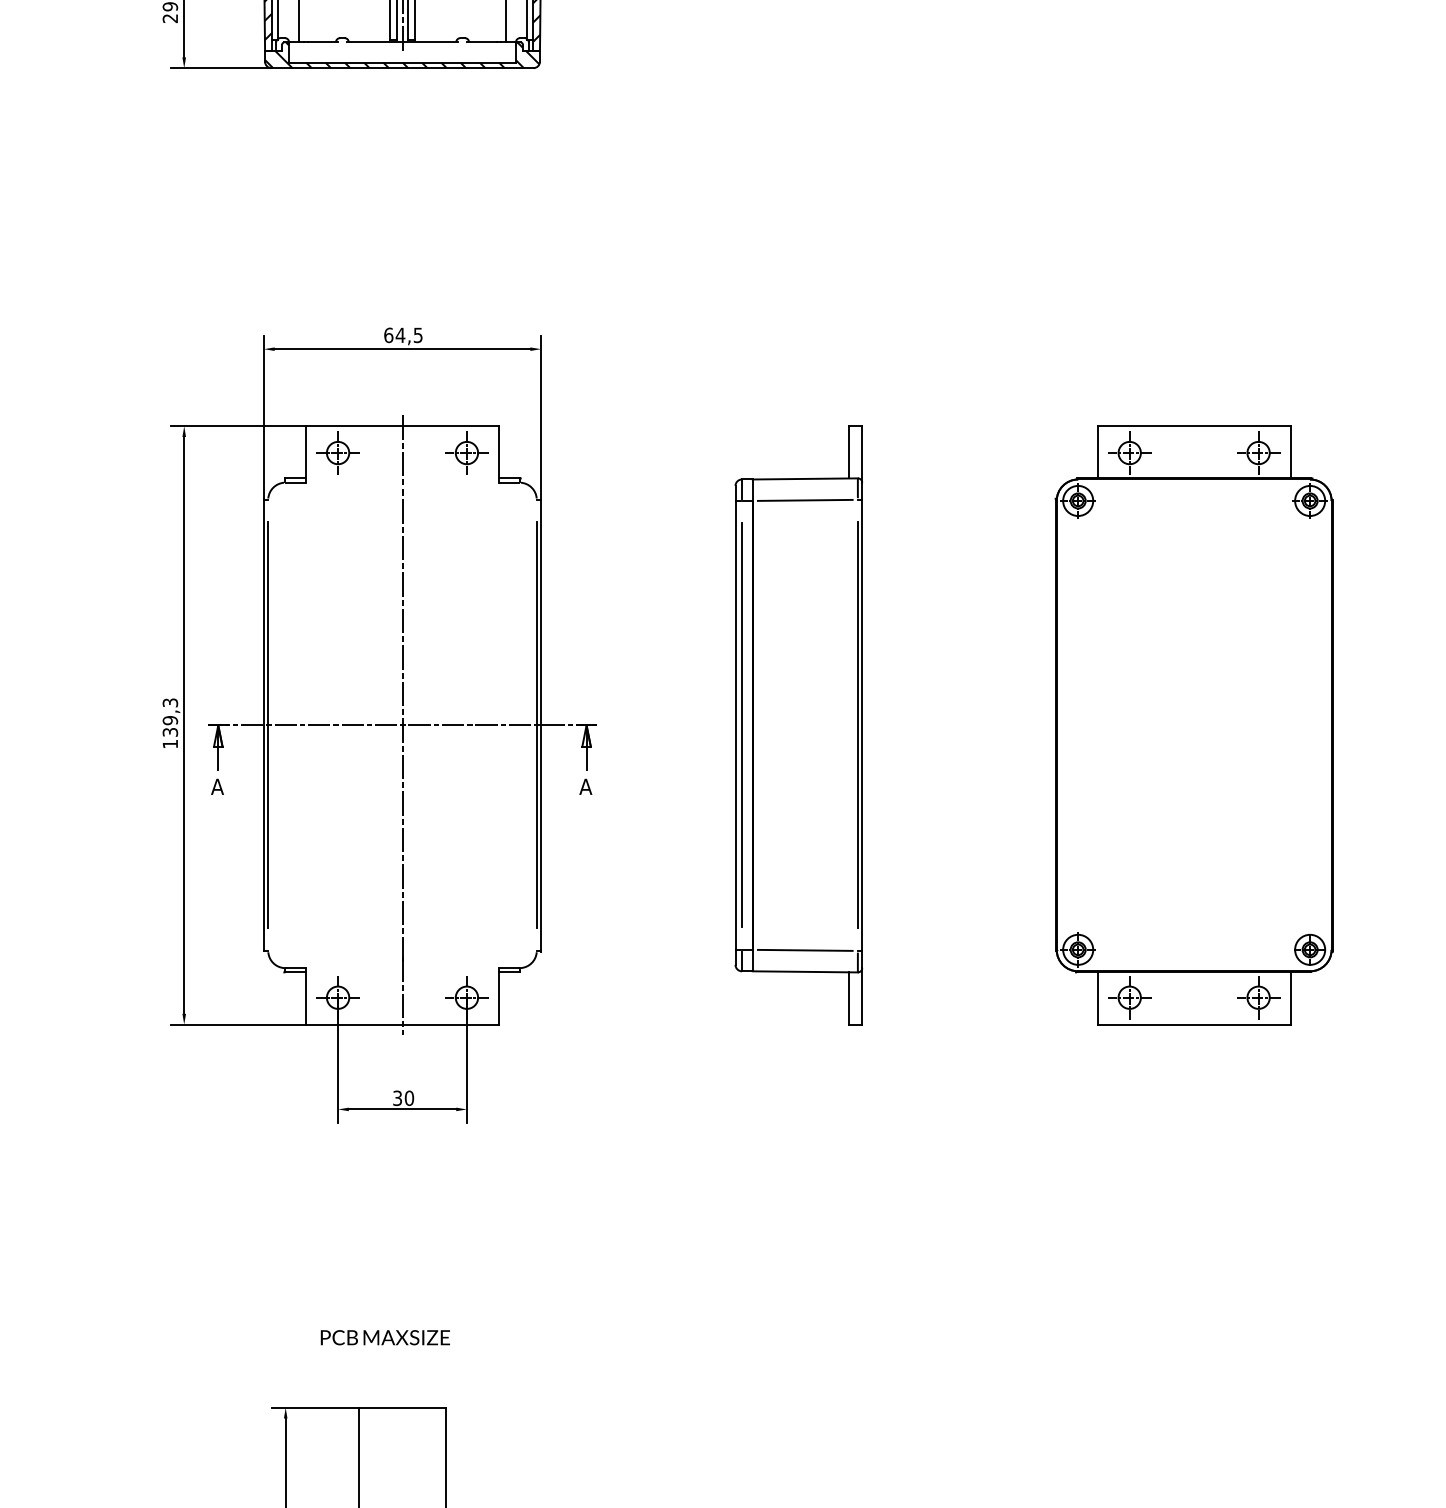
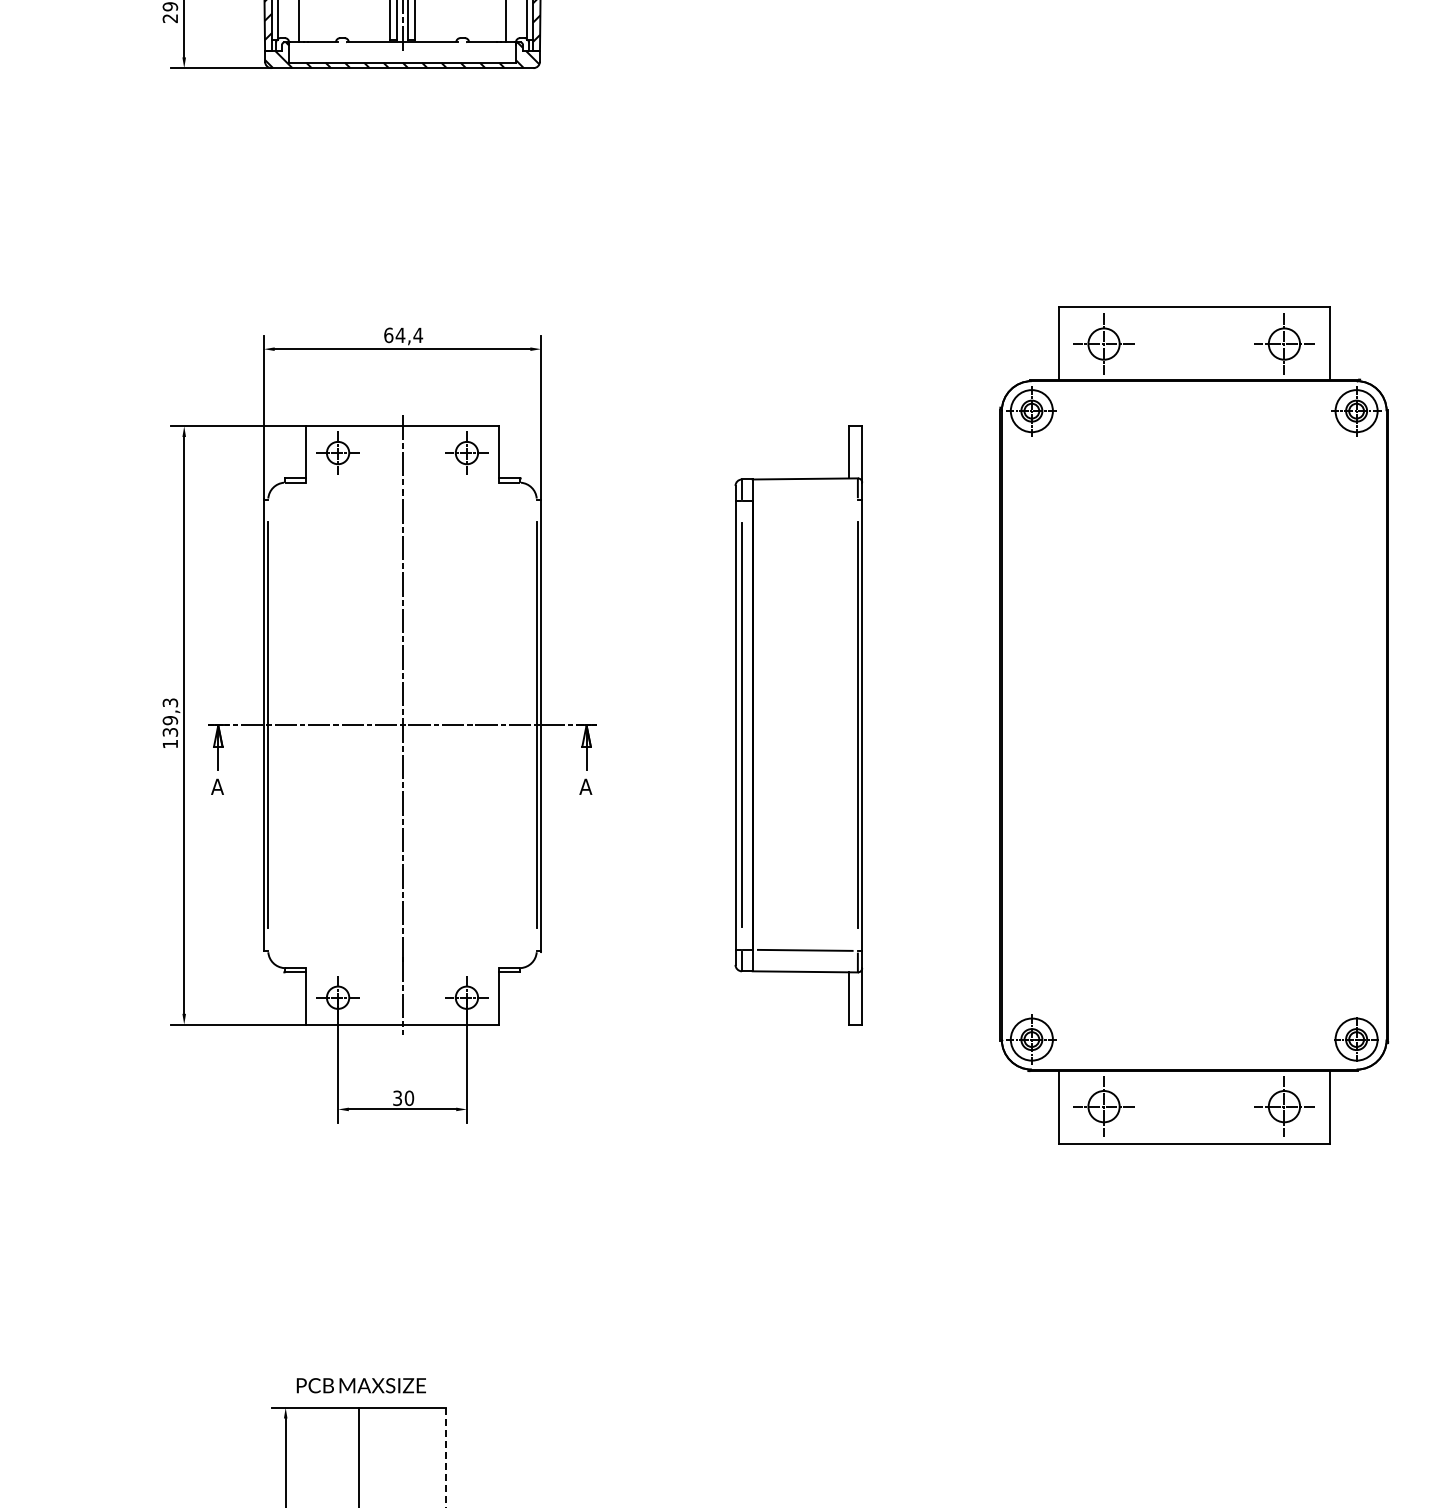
text: 64,5 -> 64,4 (418, 335)
line: present -> none (804, 499)
part size: 280x601 px -> 391x839 px (1194, 725)
text position: (384, 1337) -> (360, 1385) (360, 1385)
line: solid -> dashed (445, 1457)
